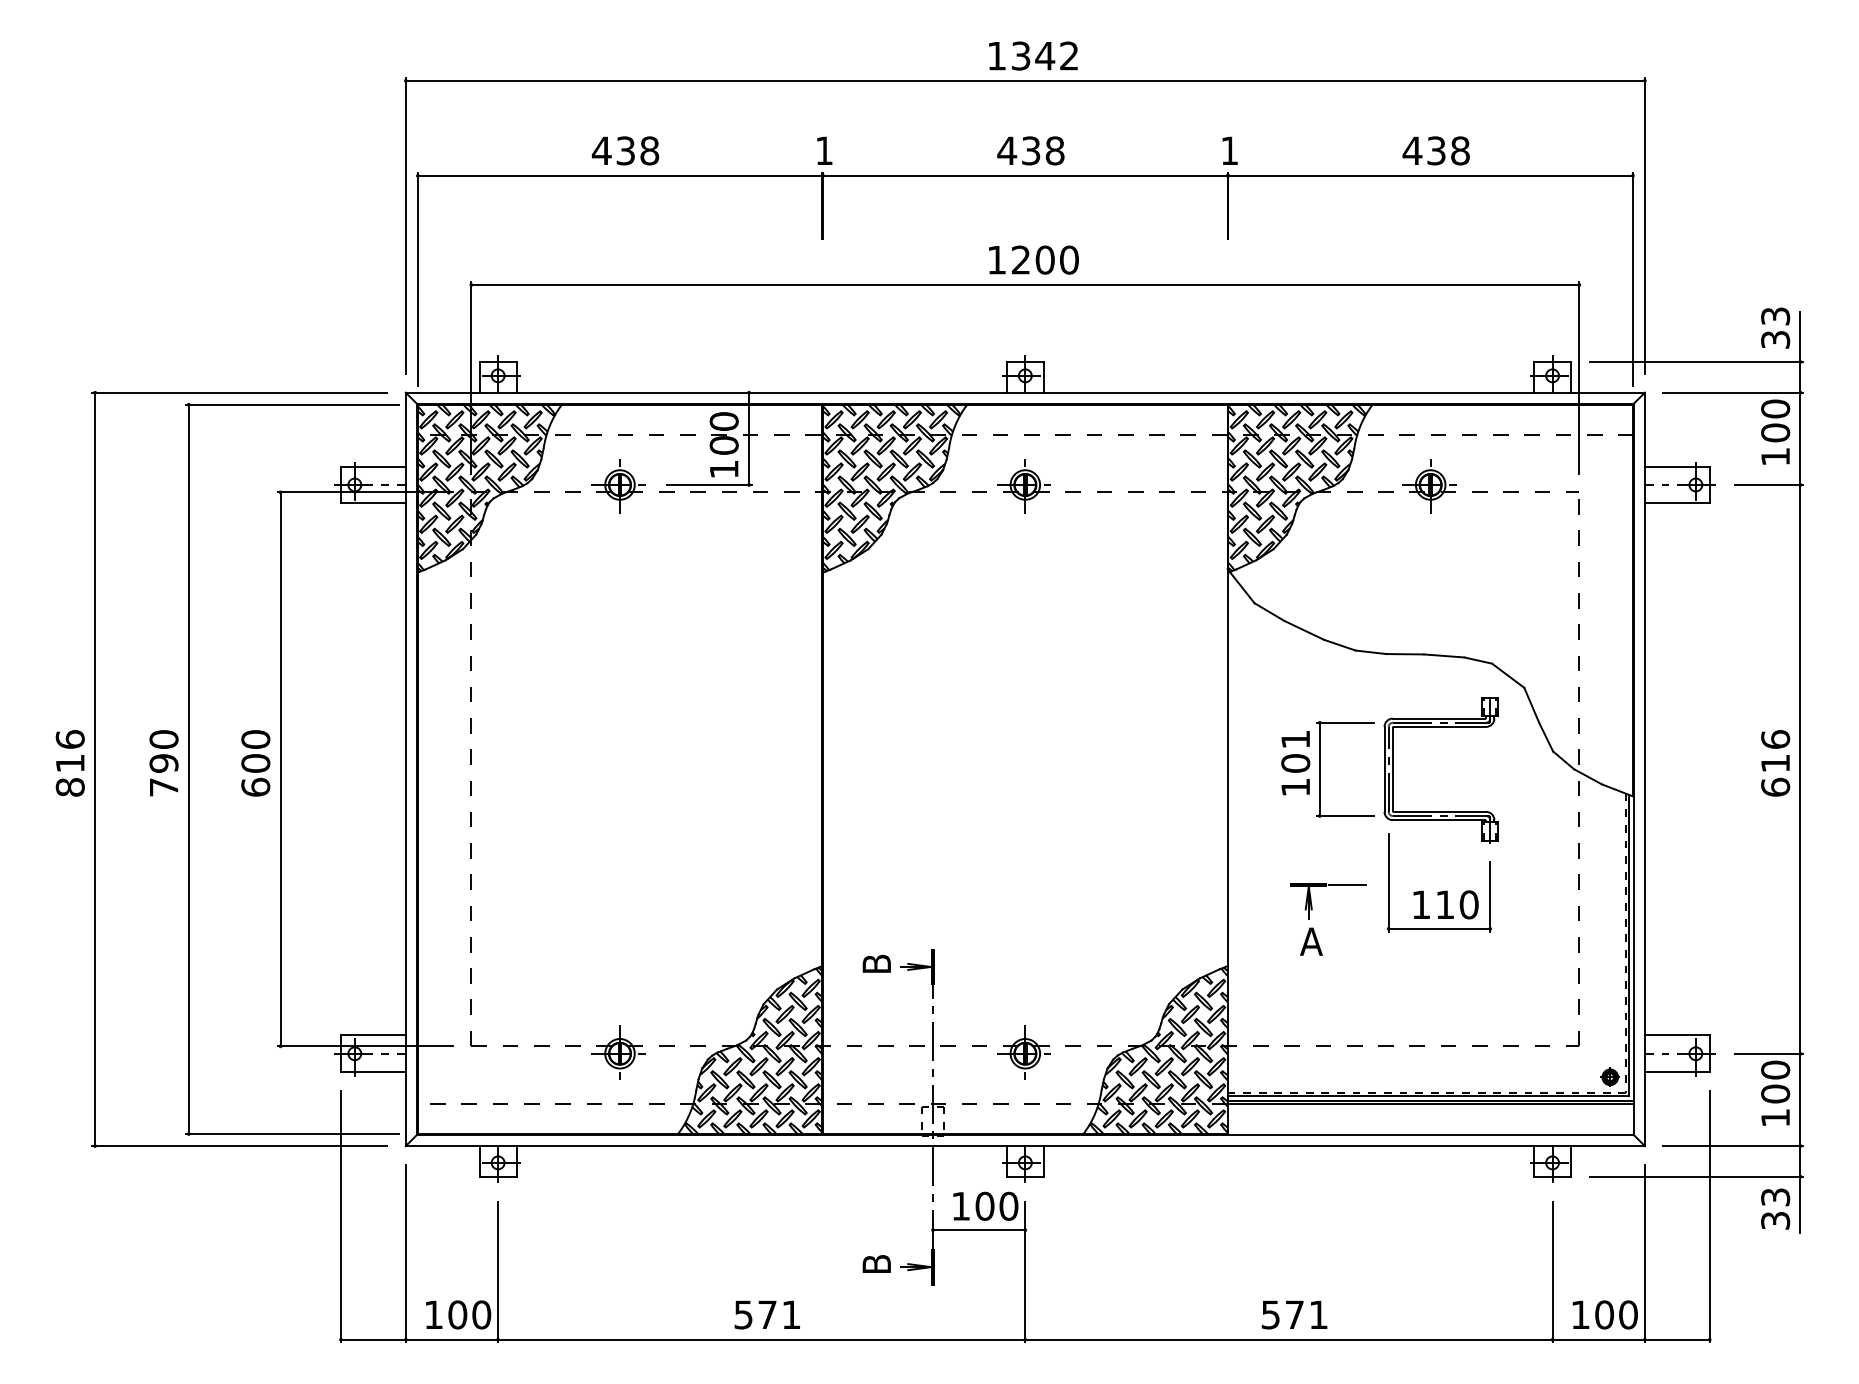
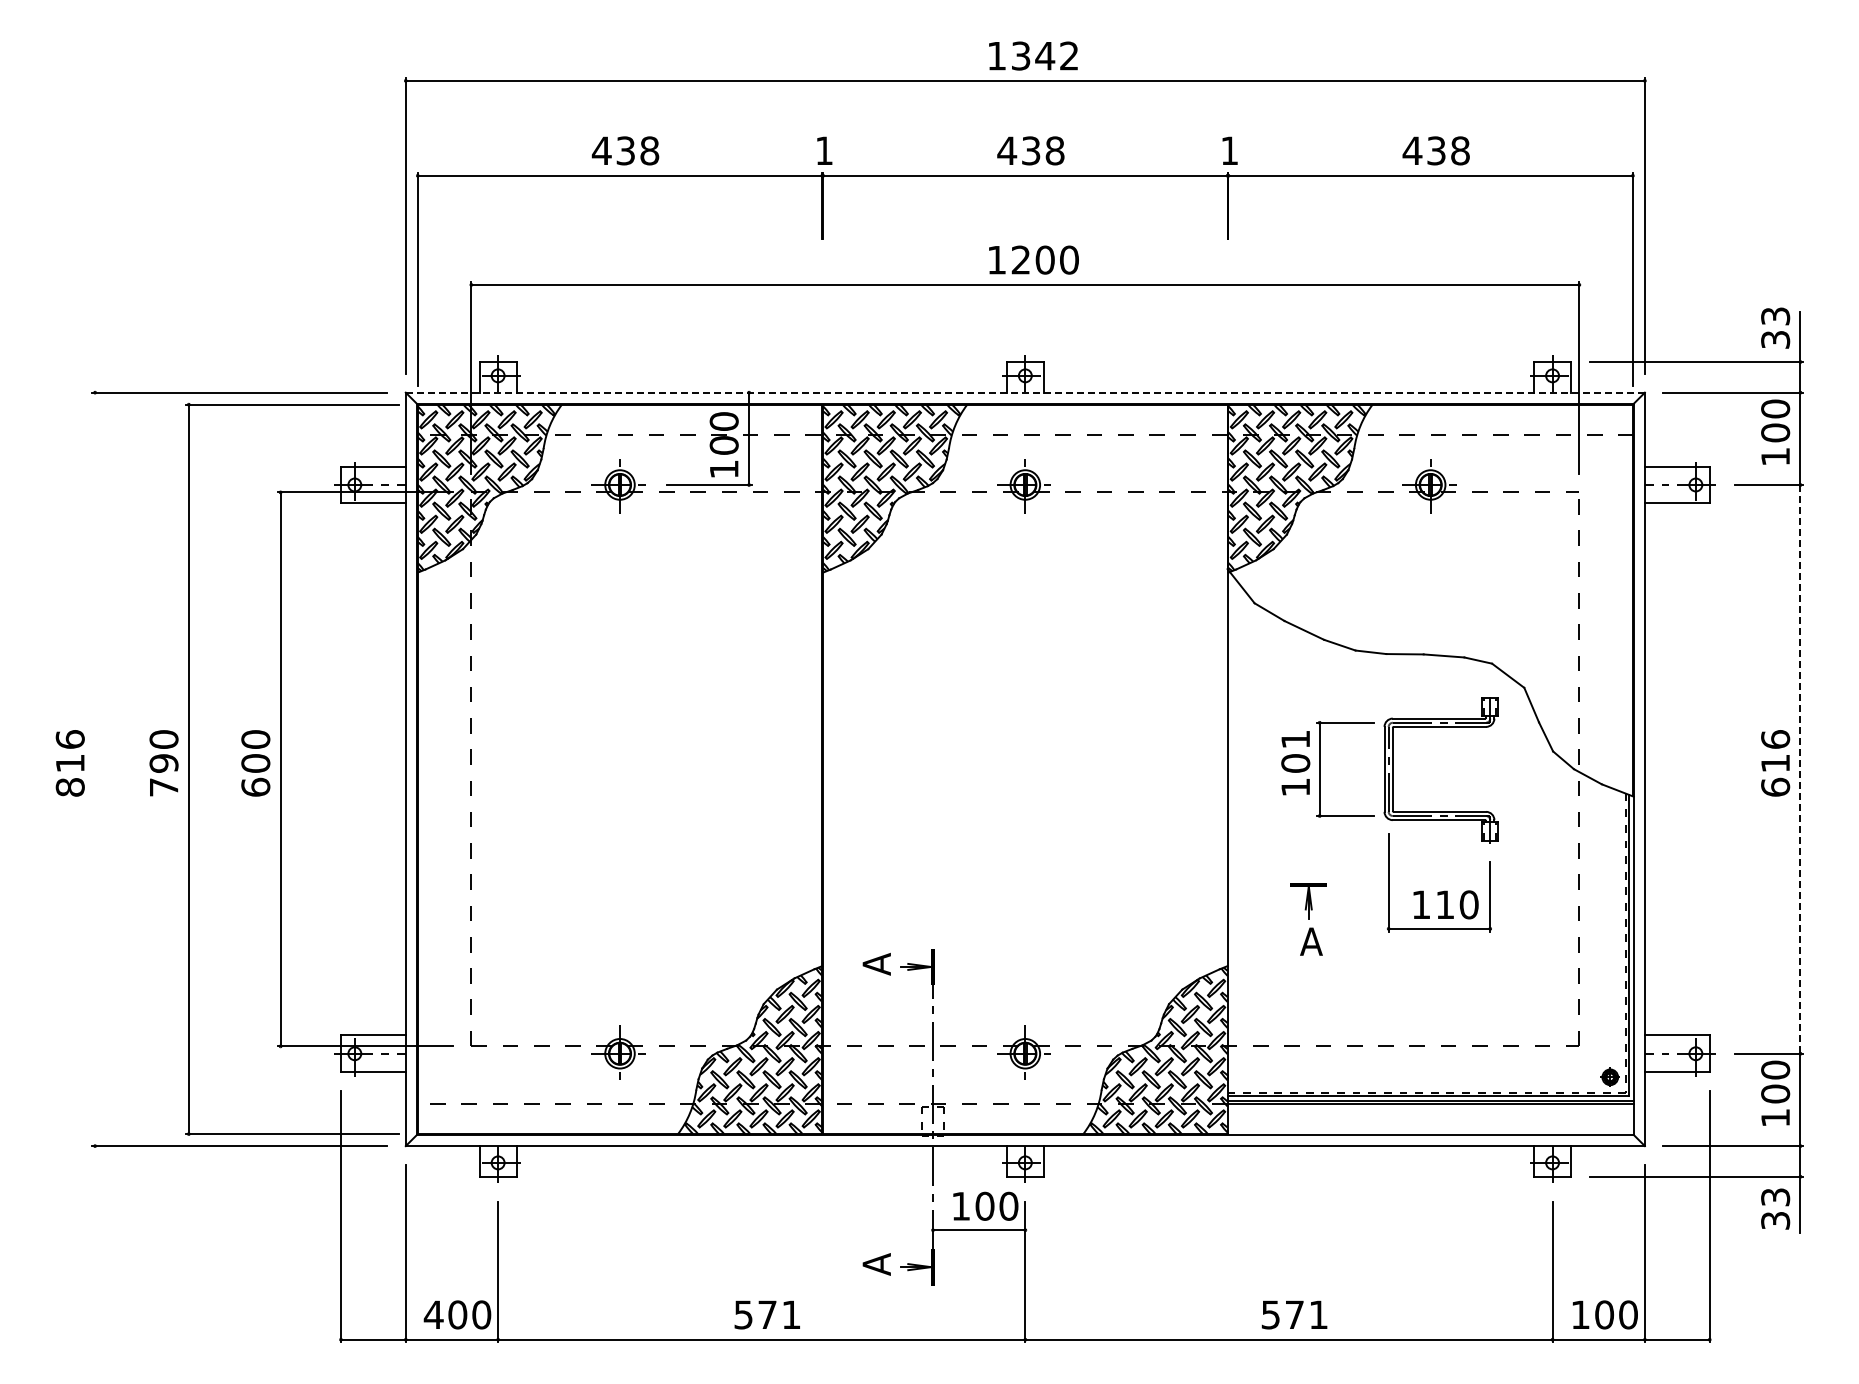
line: solid -> dashed (1025, 392)
line: present -> none (95, 769)
line: solid -> dashed (1800, 769)
line: present -> none (1346, 884)
text: B -> A (876, 963)
text: B -> A (876, 1264)
text: 100 -> 400 (433, 1314)
